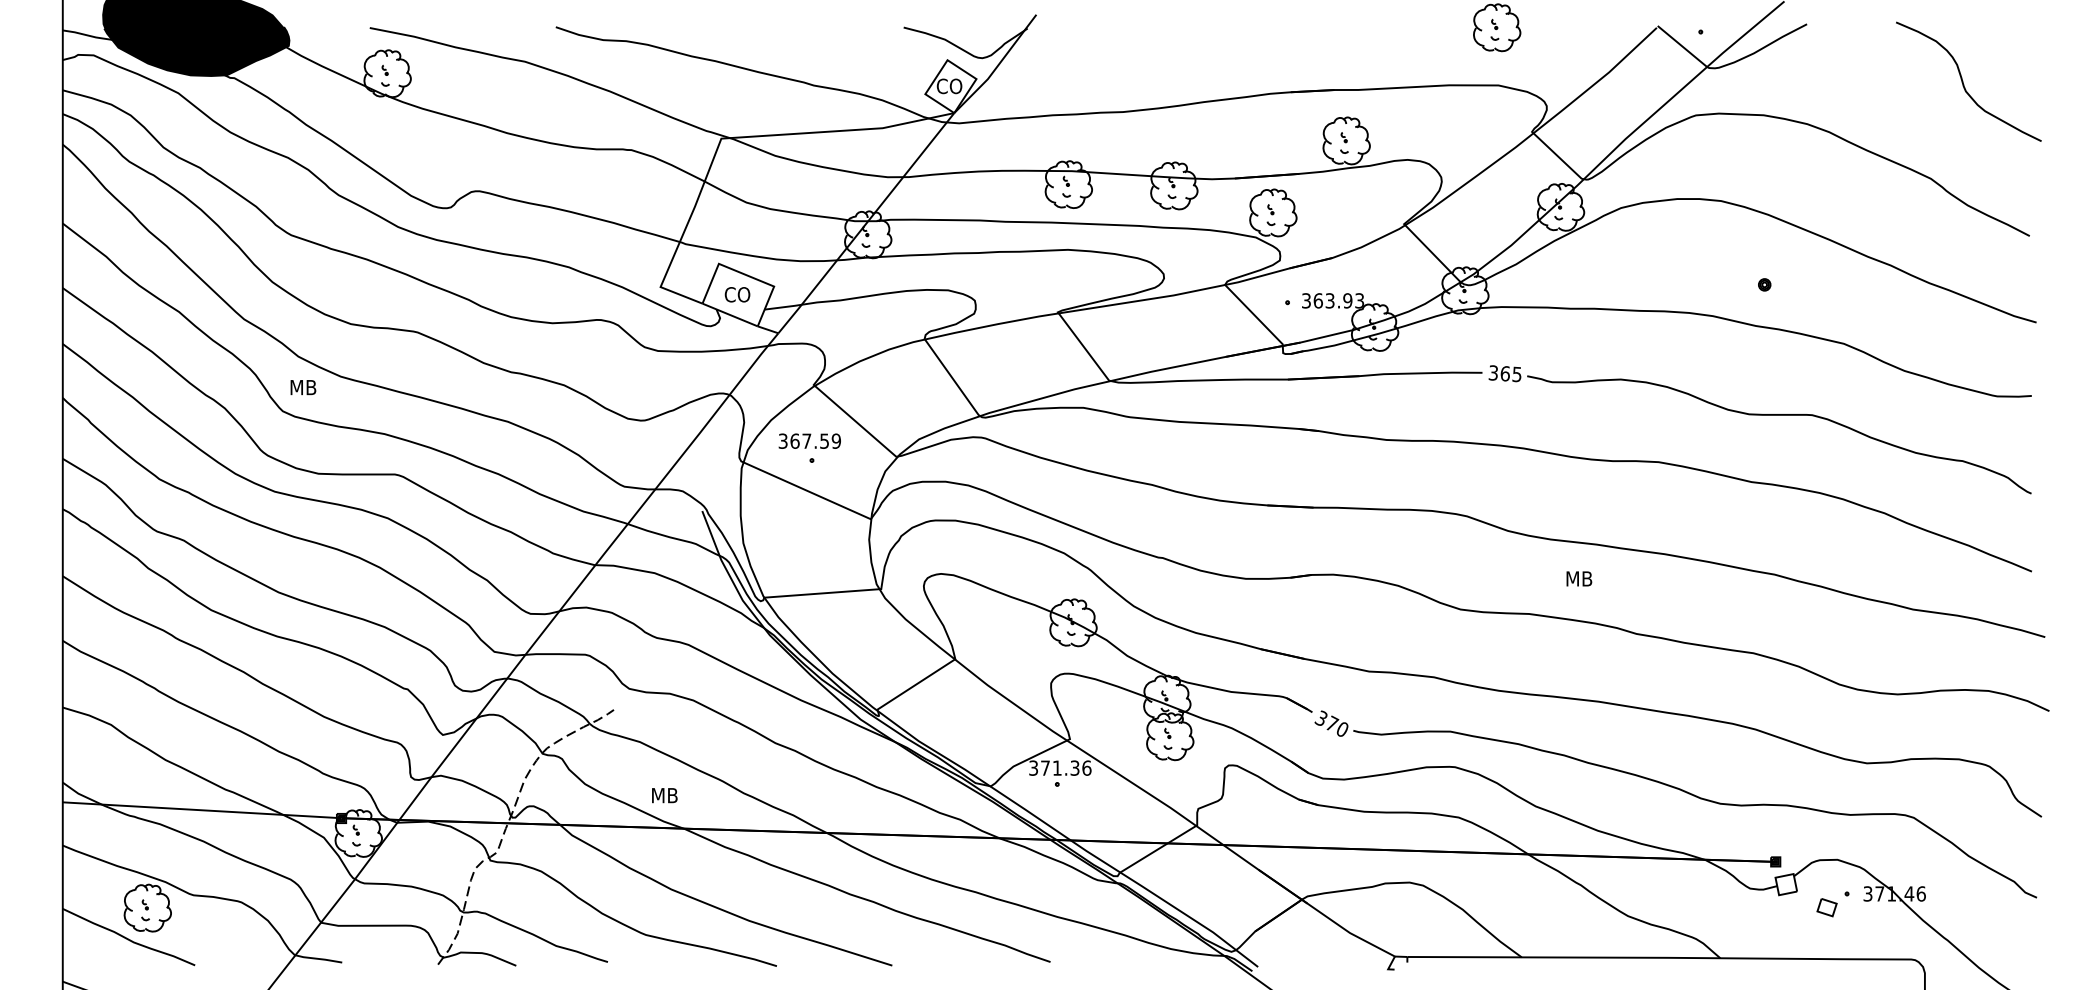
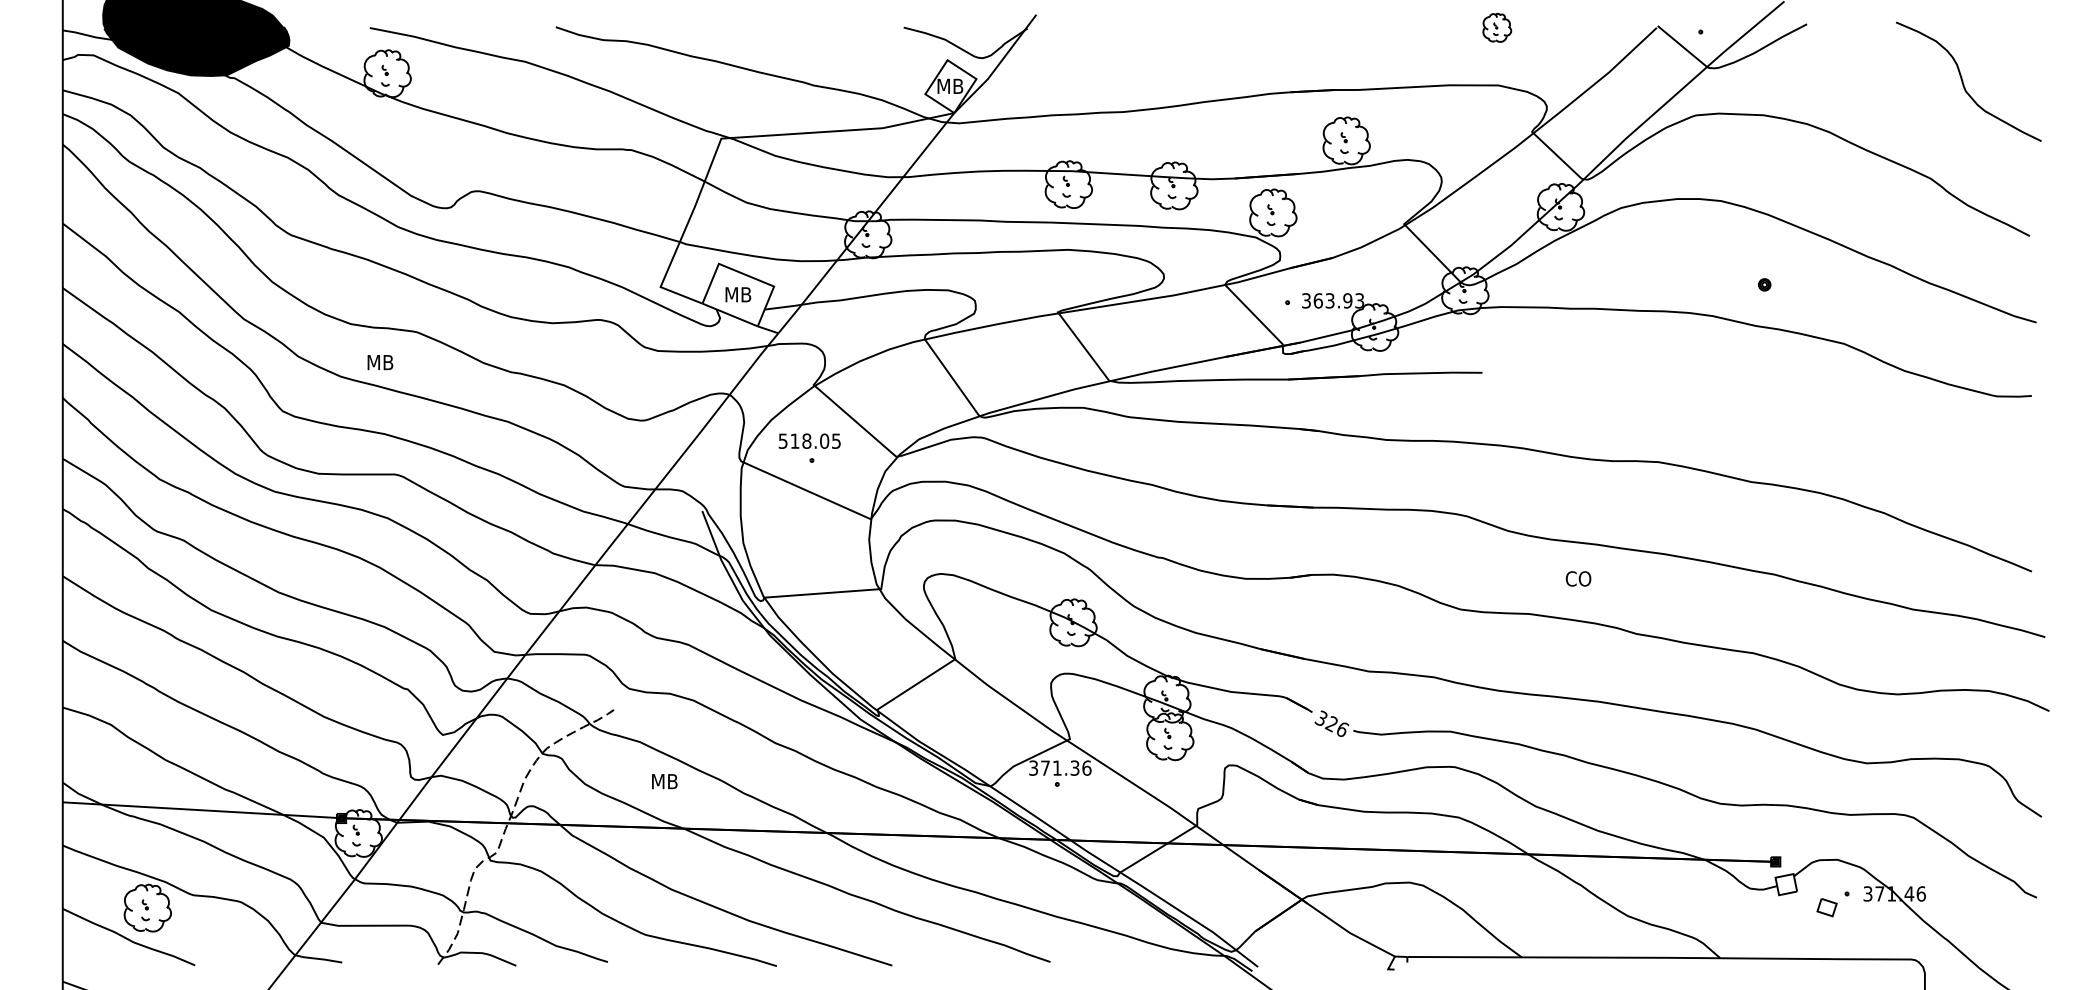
part size: 49x50 px -> 31x31 px (1497, 27)
text: CO -> MB (949, 86)
text: CO -> MB (737, 294)
text position: (303, 387) -> (380, 362) (380, 362)
part: present -> none (1759, 415)
text: 367.59 -> 518.05 (809, 440)
text: MB -> CO (1578, 578)
text: 370 -> 326 (1336, 725)
text position: (664, 795) -> (664, 781) (664, 781)
